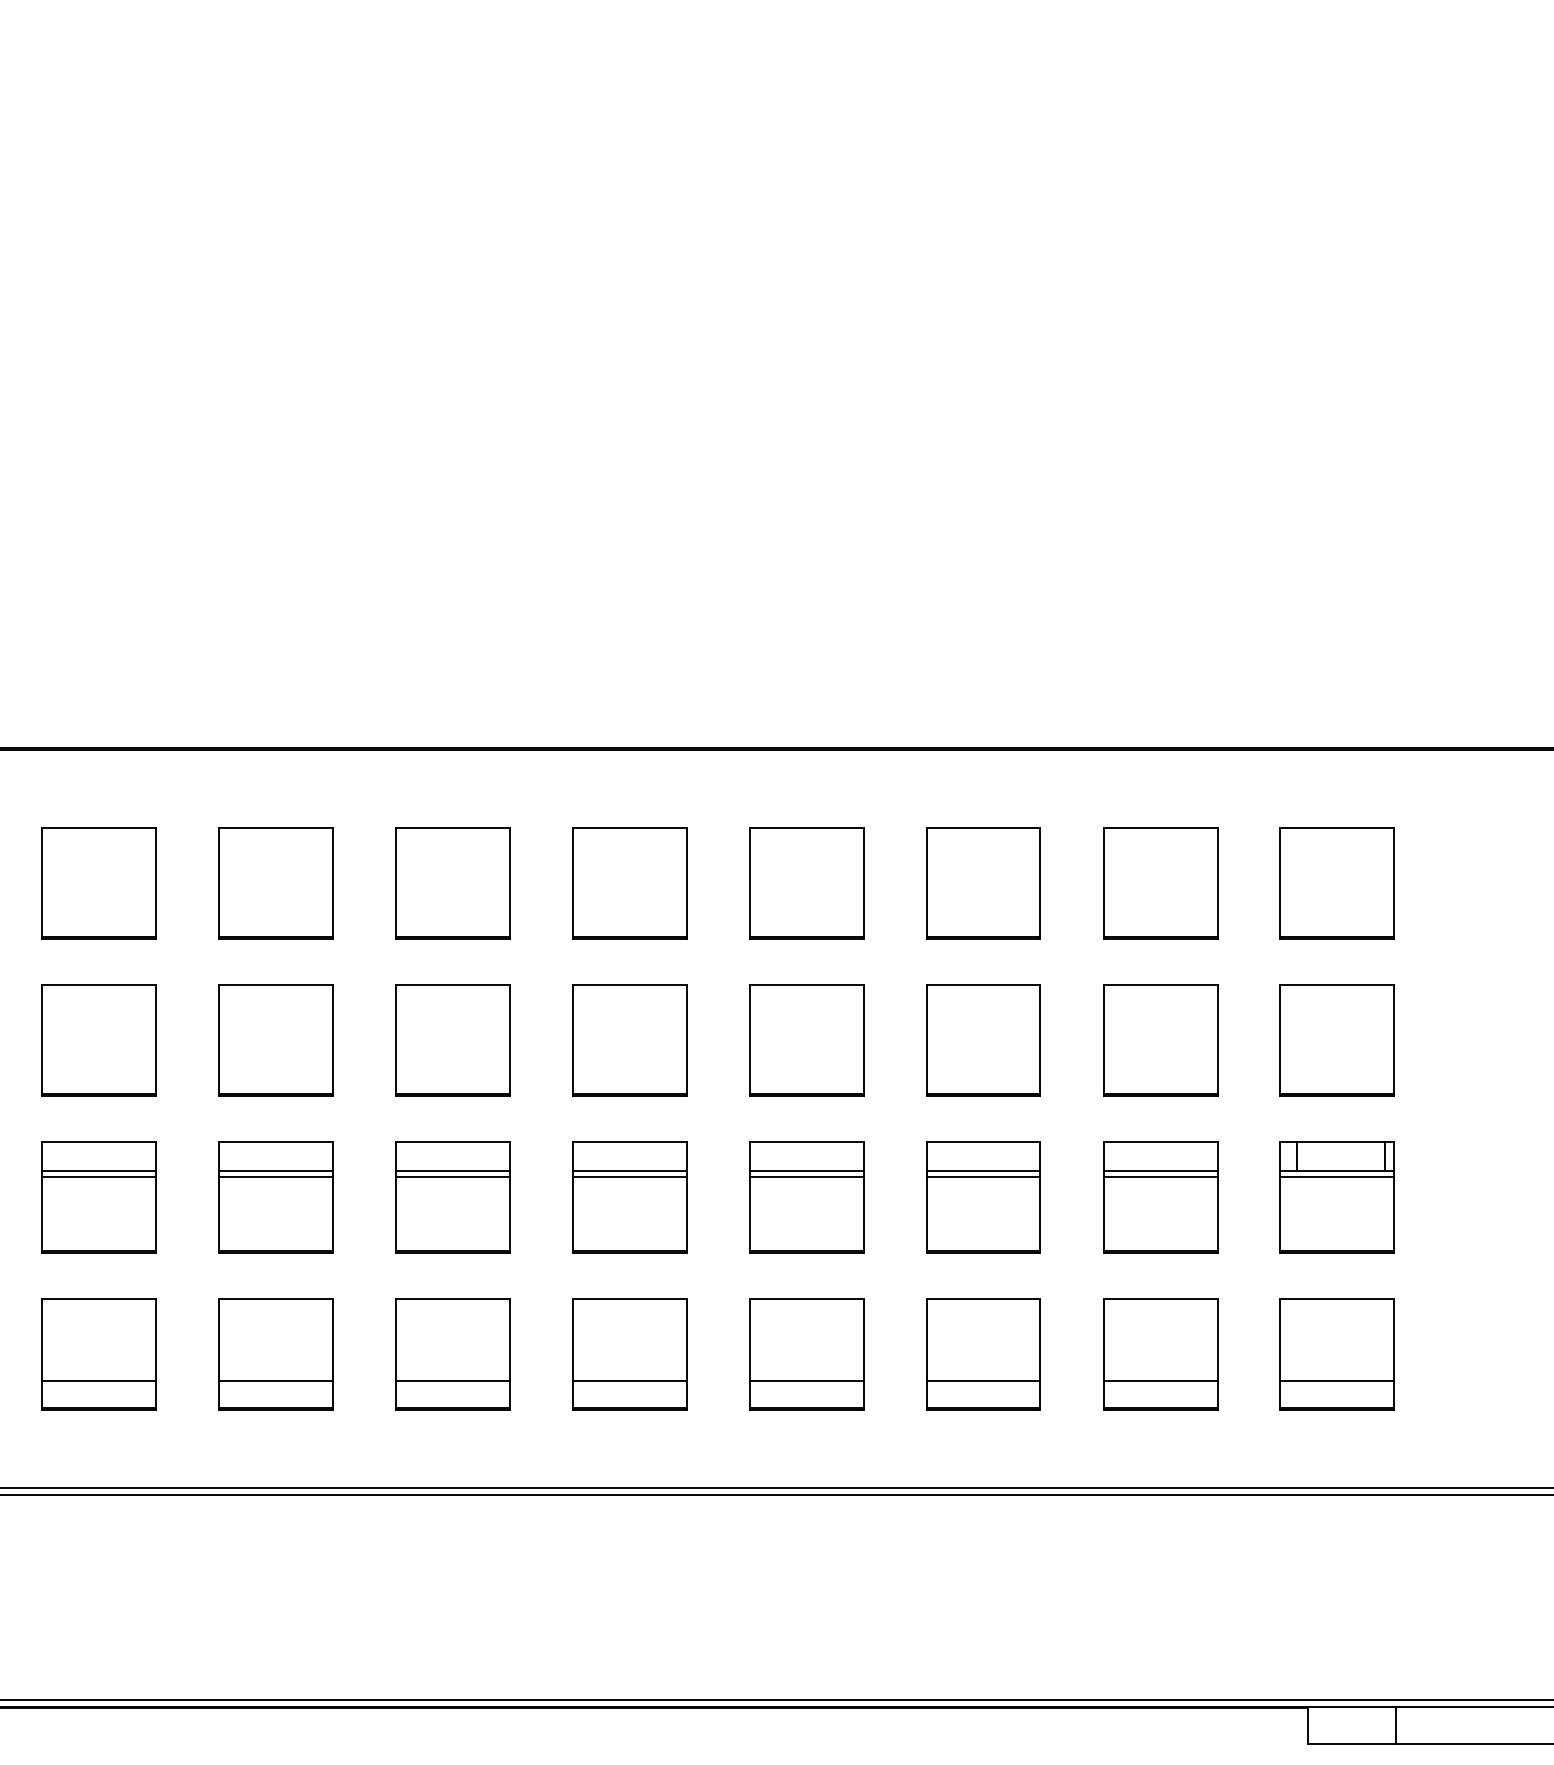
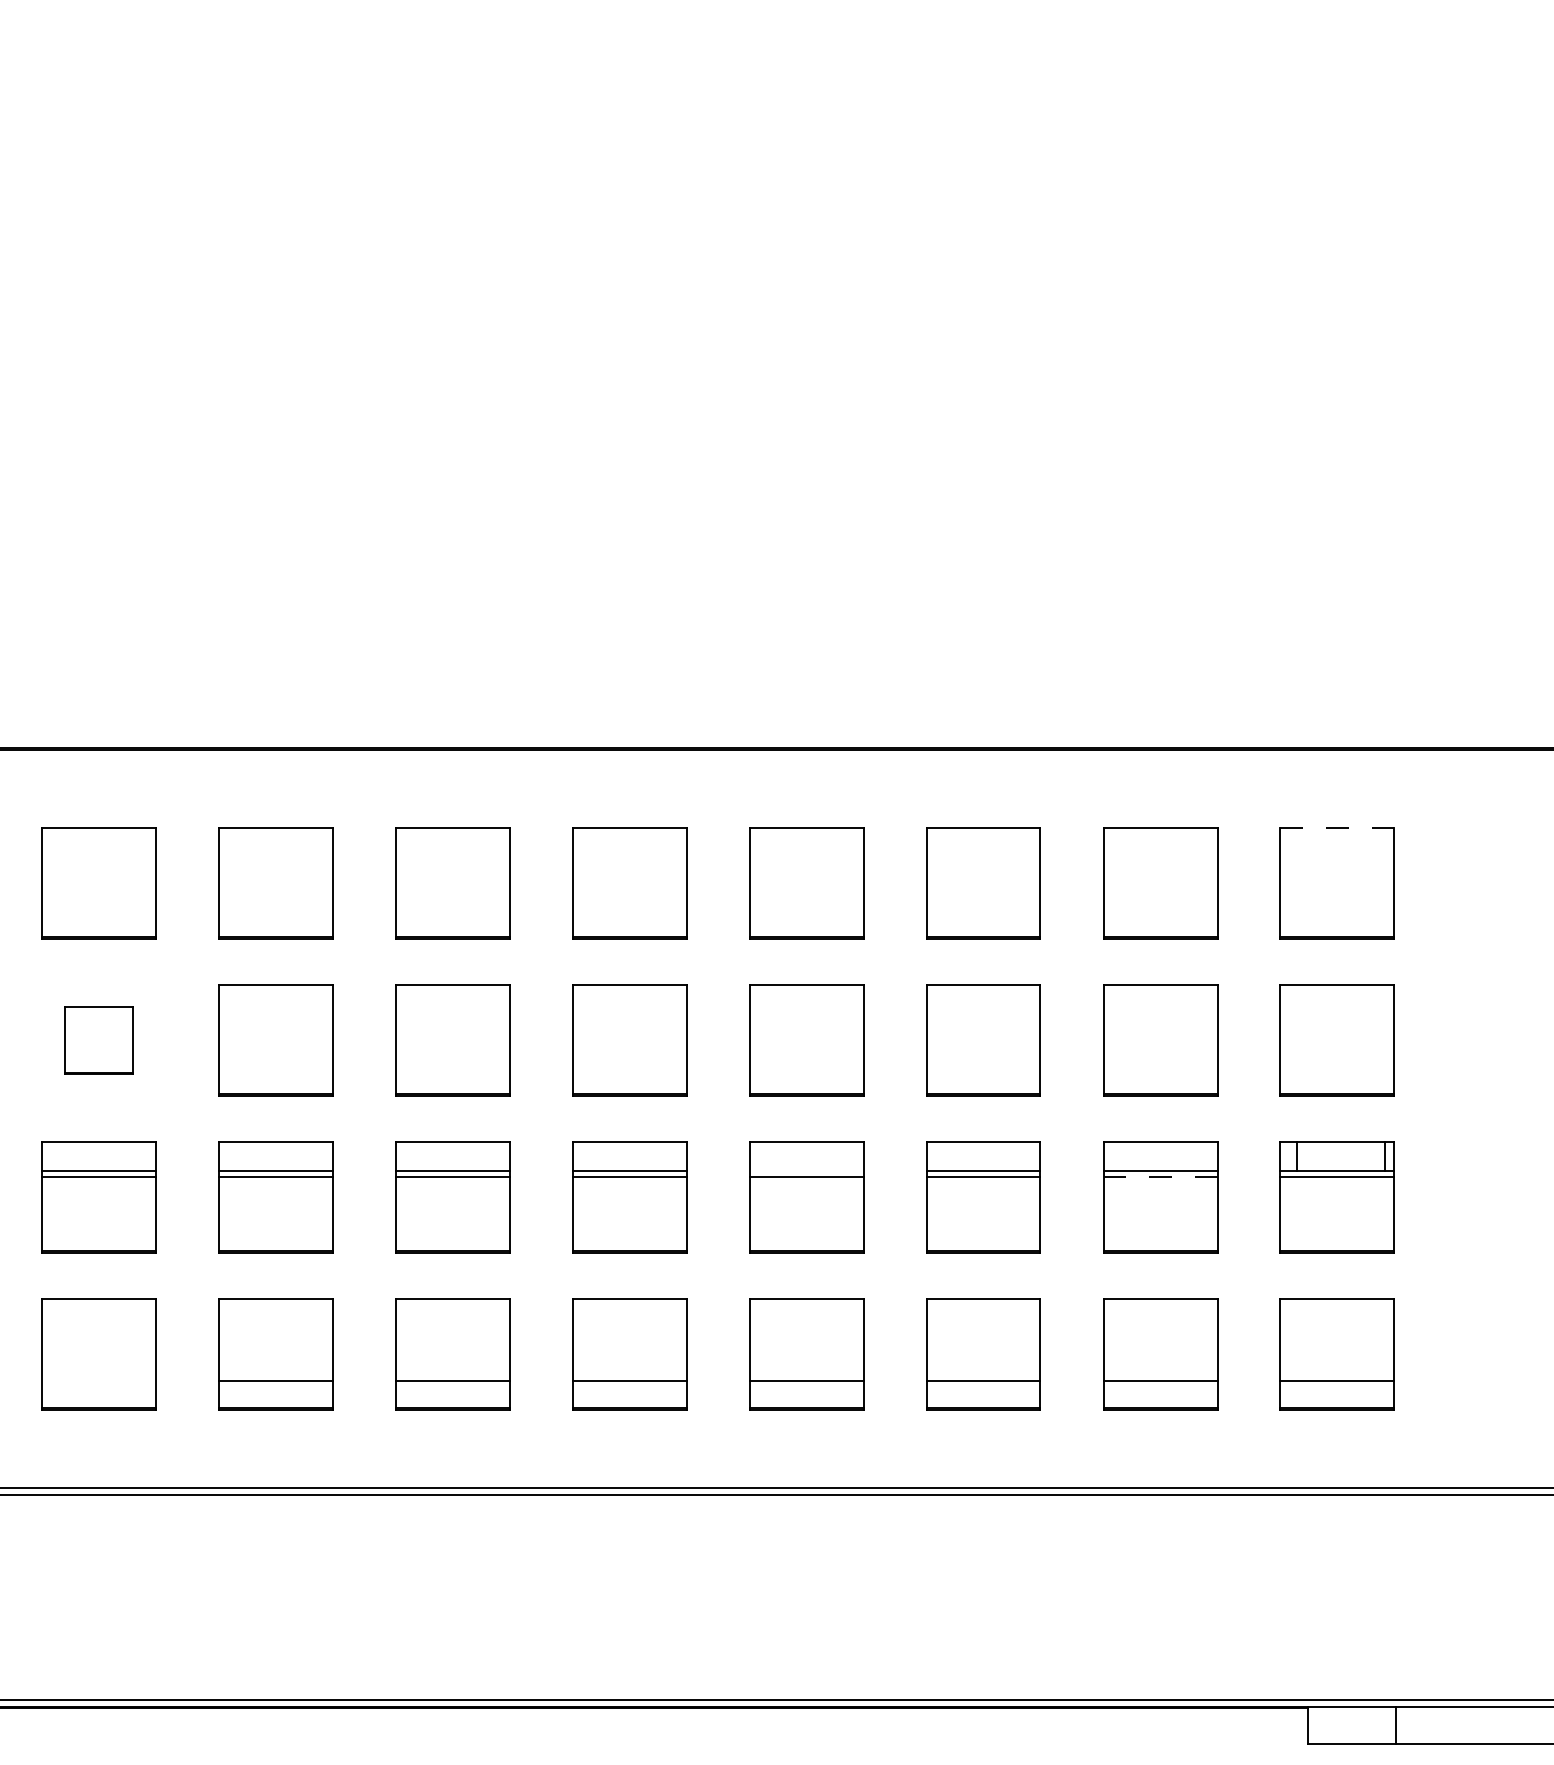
line: solid -> dashed (1337, 828)
part size: 116x113 px -> 70x69 px (98, 1040)
line: present -> none (806, 1170)
line: solid -> dashed (1160, 1176)
line: present -> none (99, 1380)
